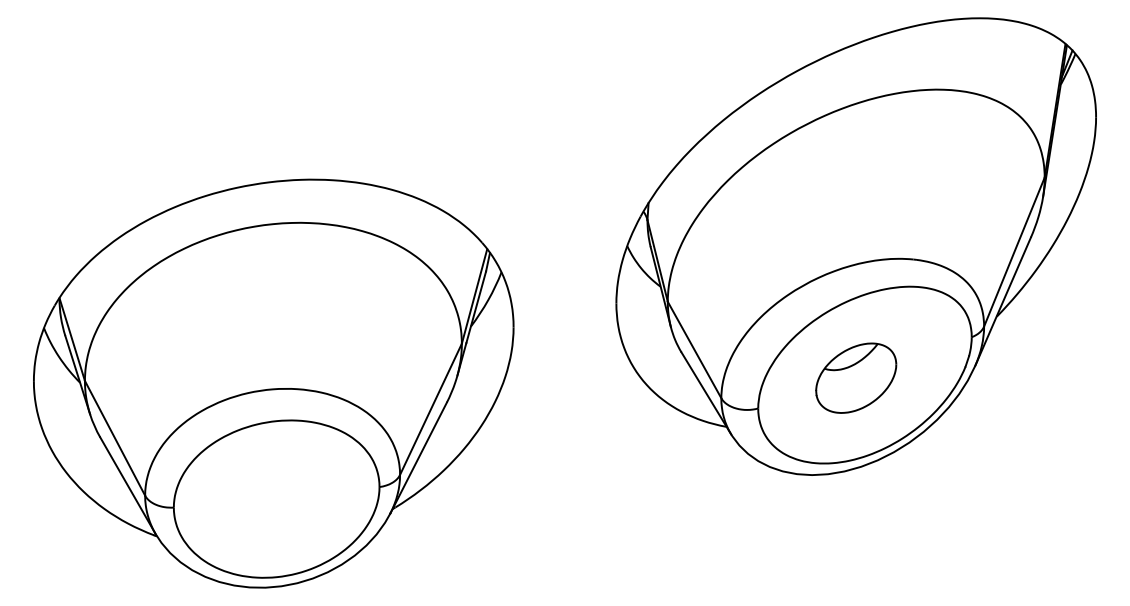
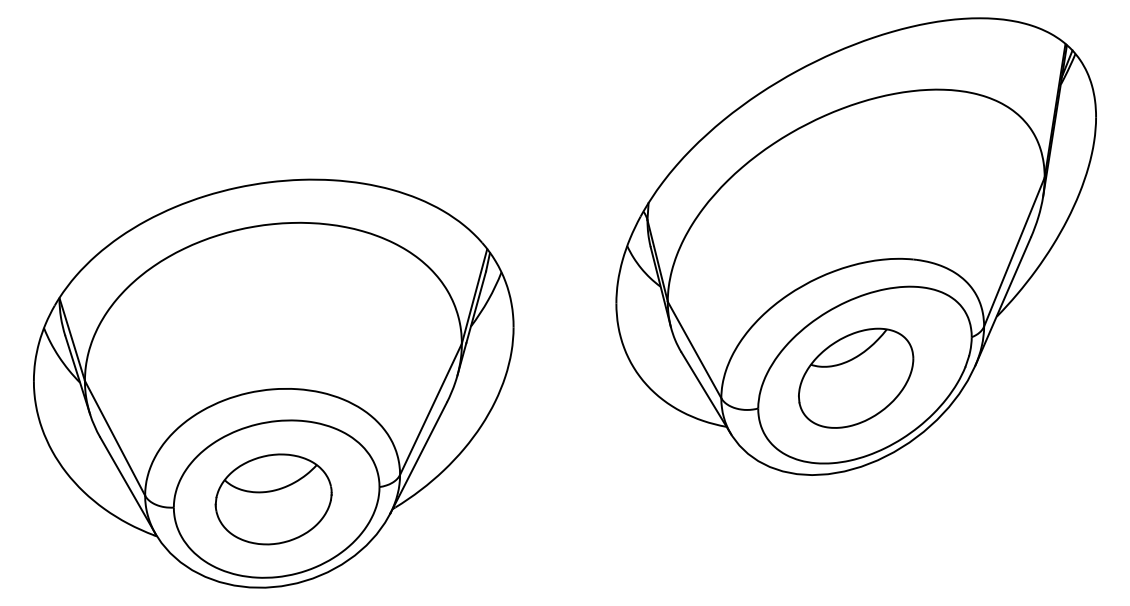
part size: 83x72 px -> 117x102 px (856, 377)
part: none -> present (273, 499)
